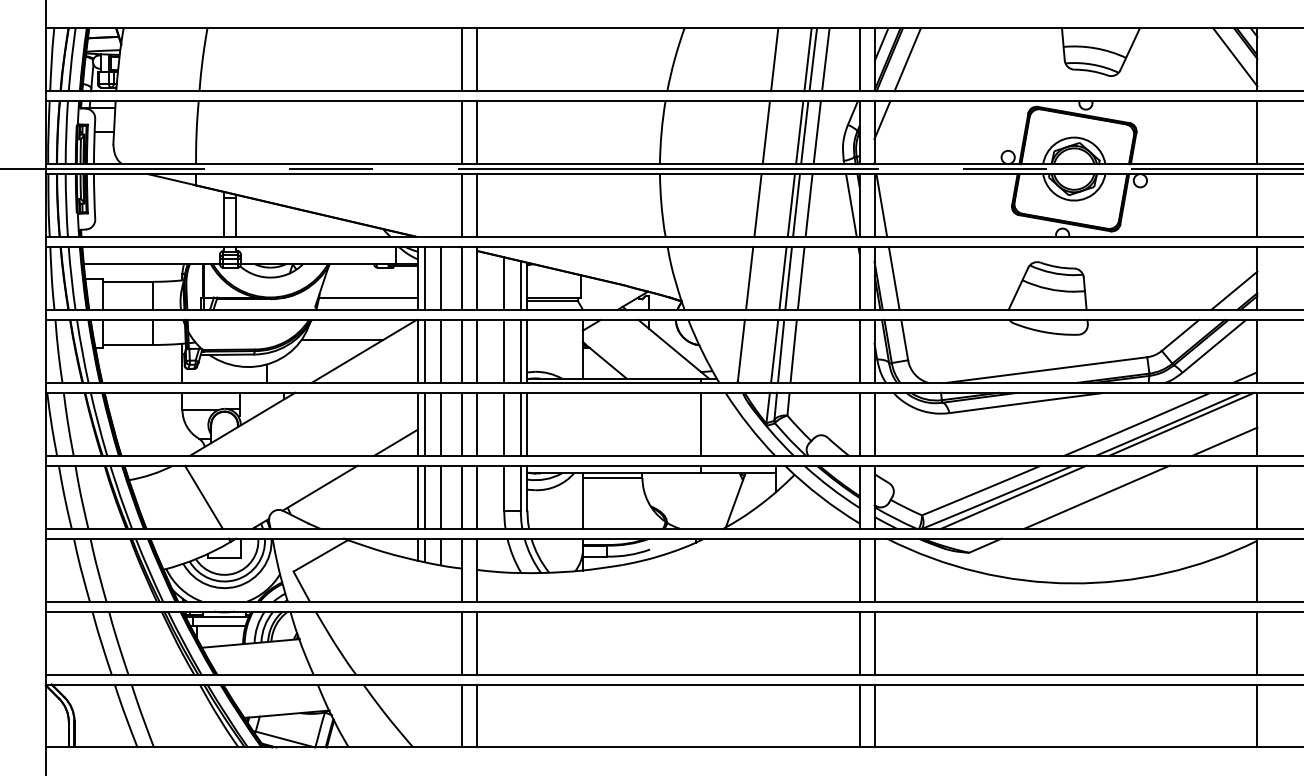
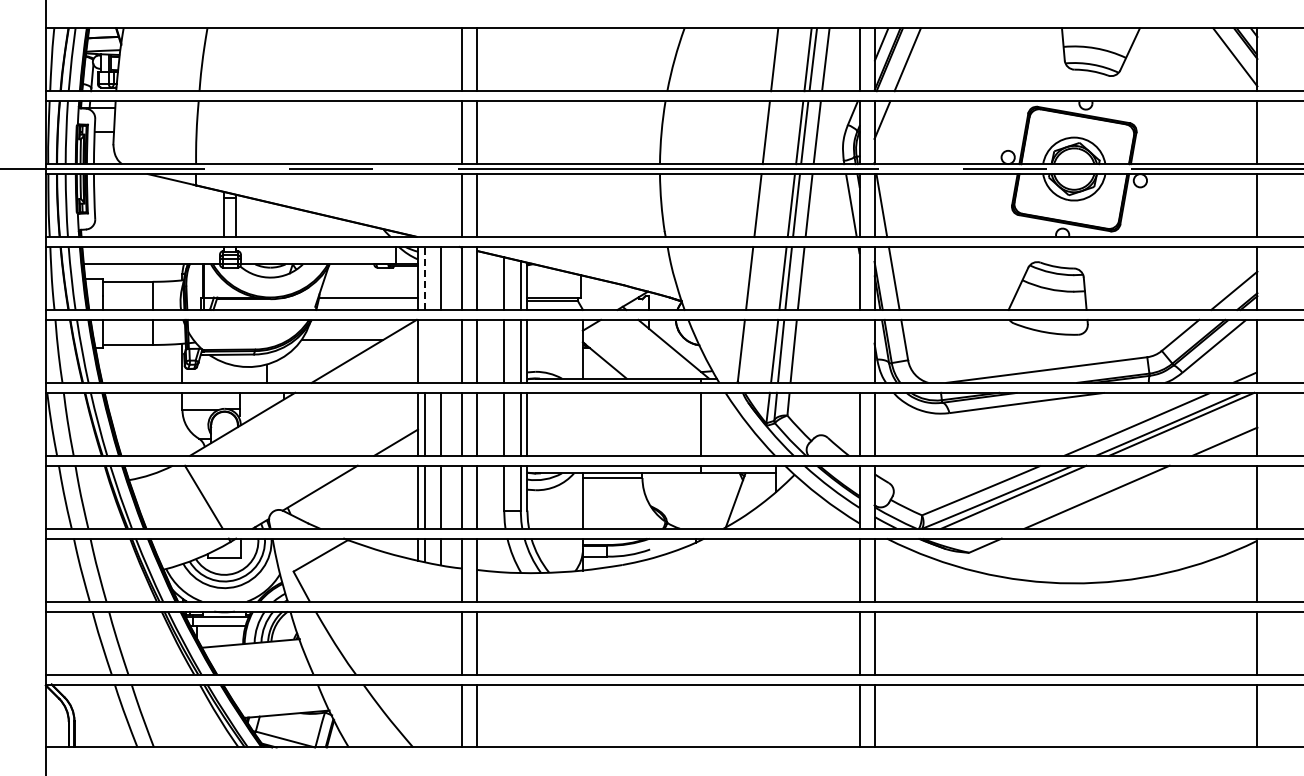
line: solid -> dashed (424, 277)
line: present -> none (424, 350)
line: present -> none (441, 350)
line: present -> none (859, 350)
